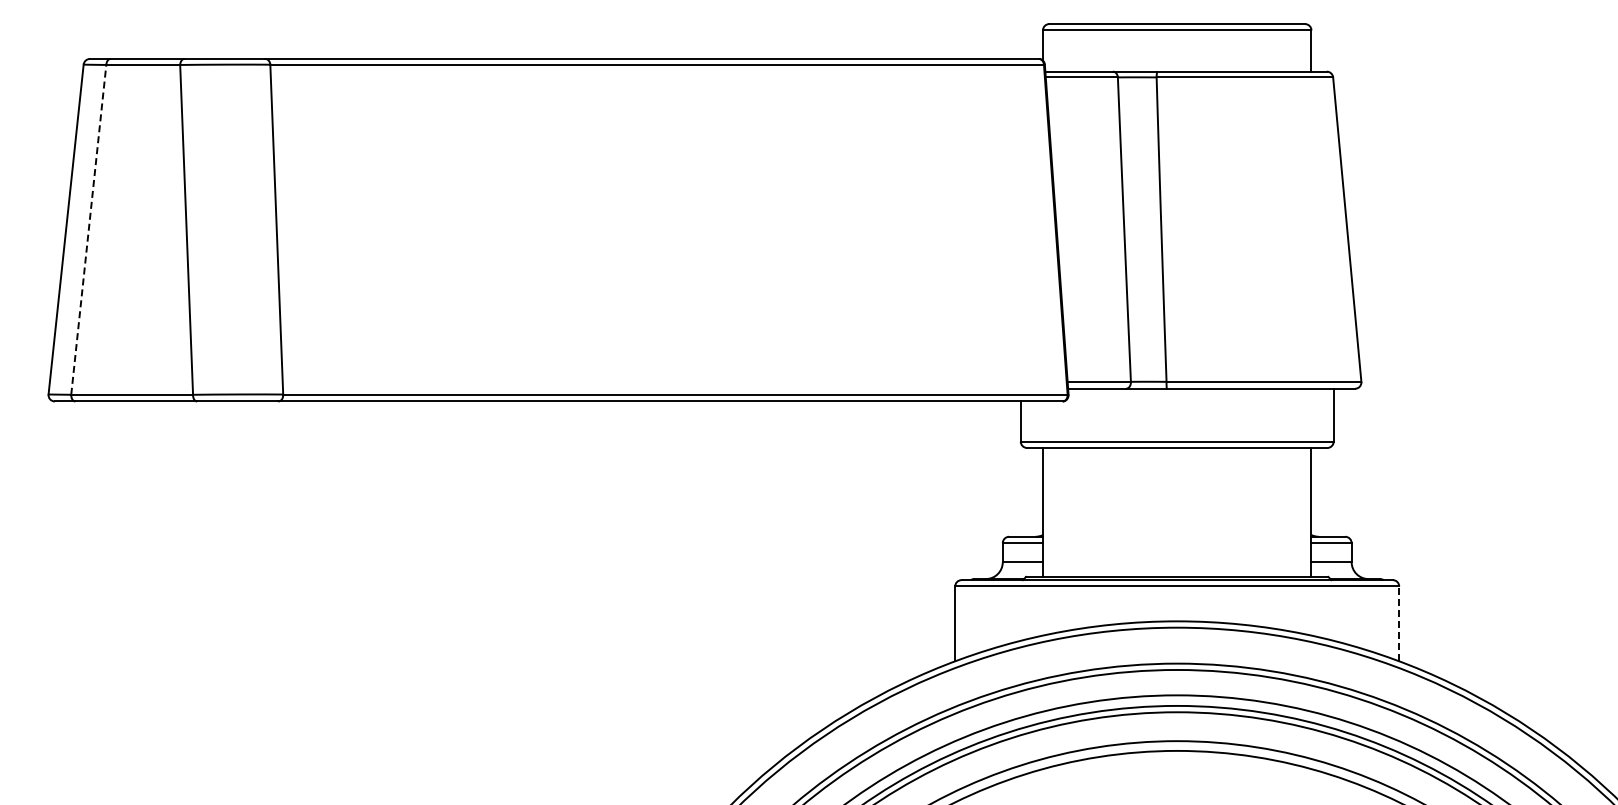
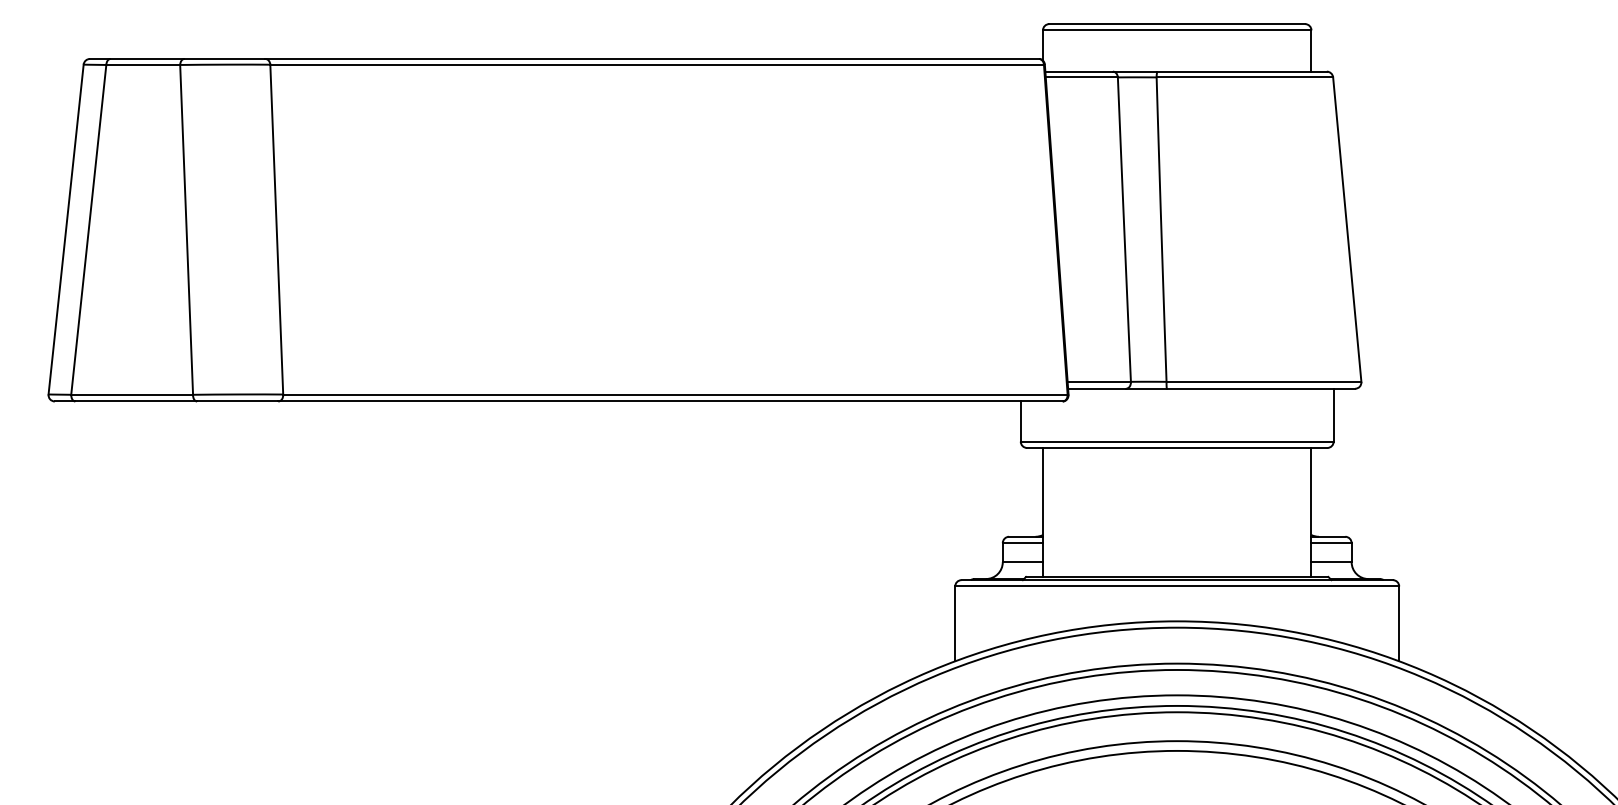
line: dashed -> solid (88, 229)
line: dashed -> solid (1399, 623)
